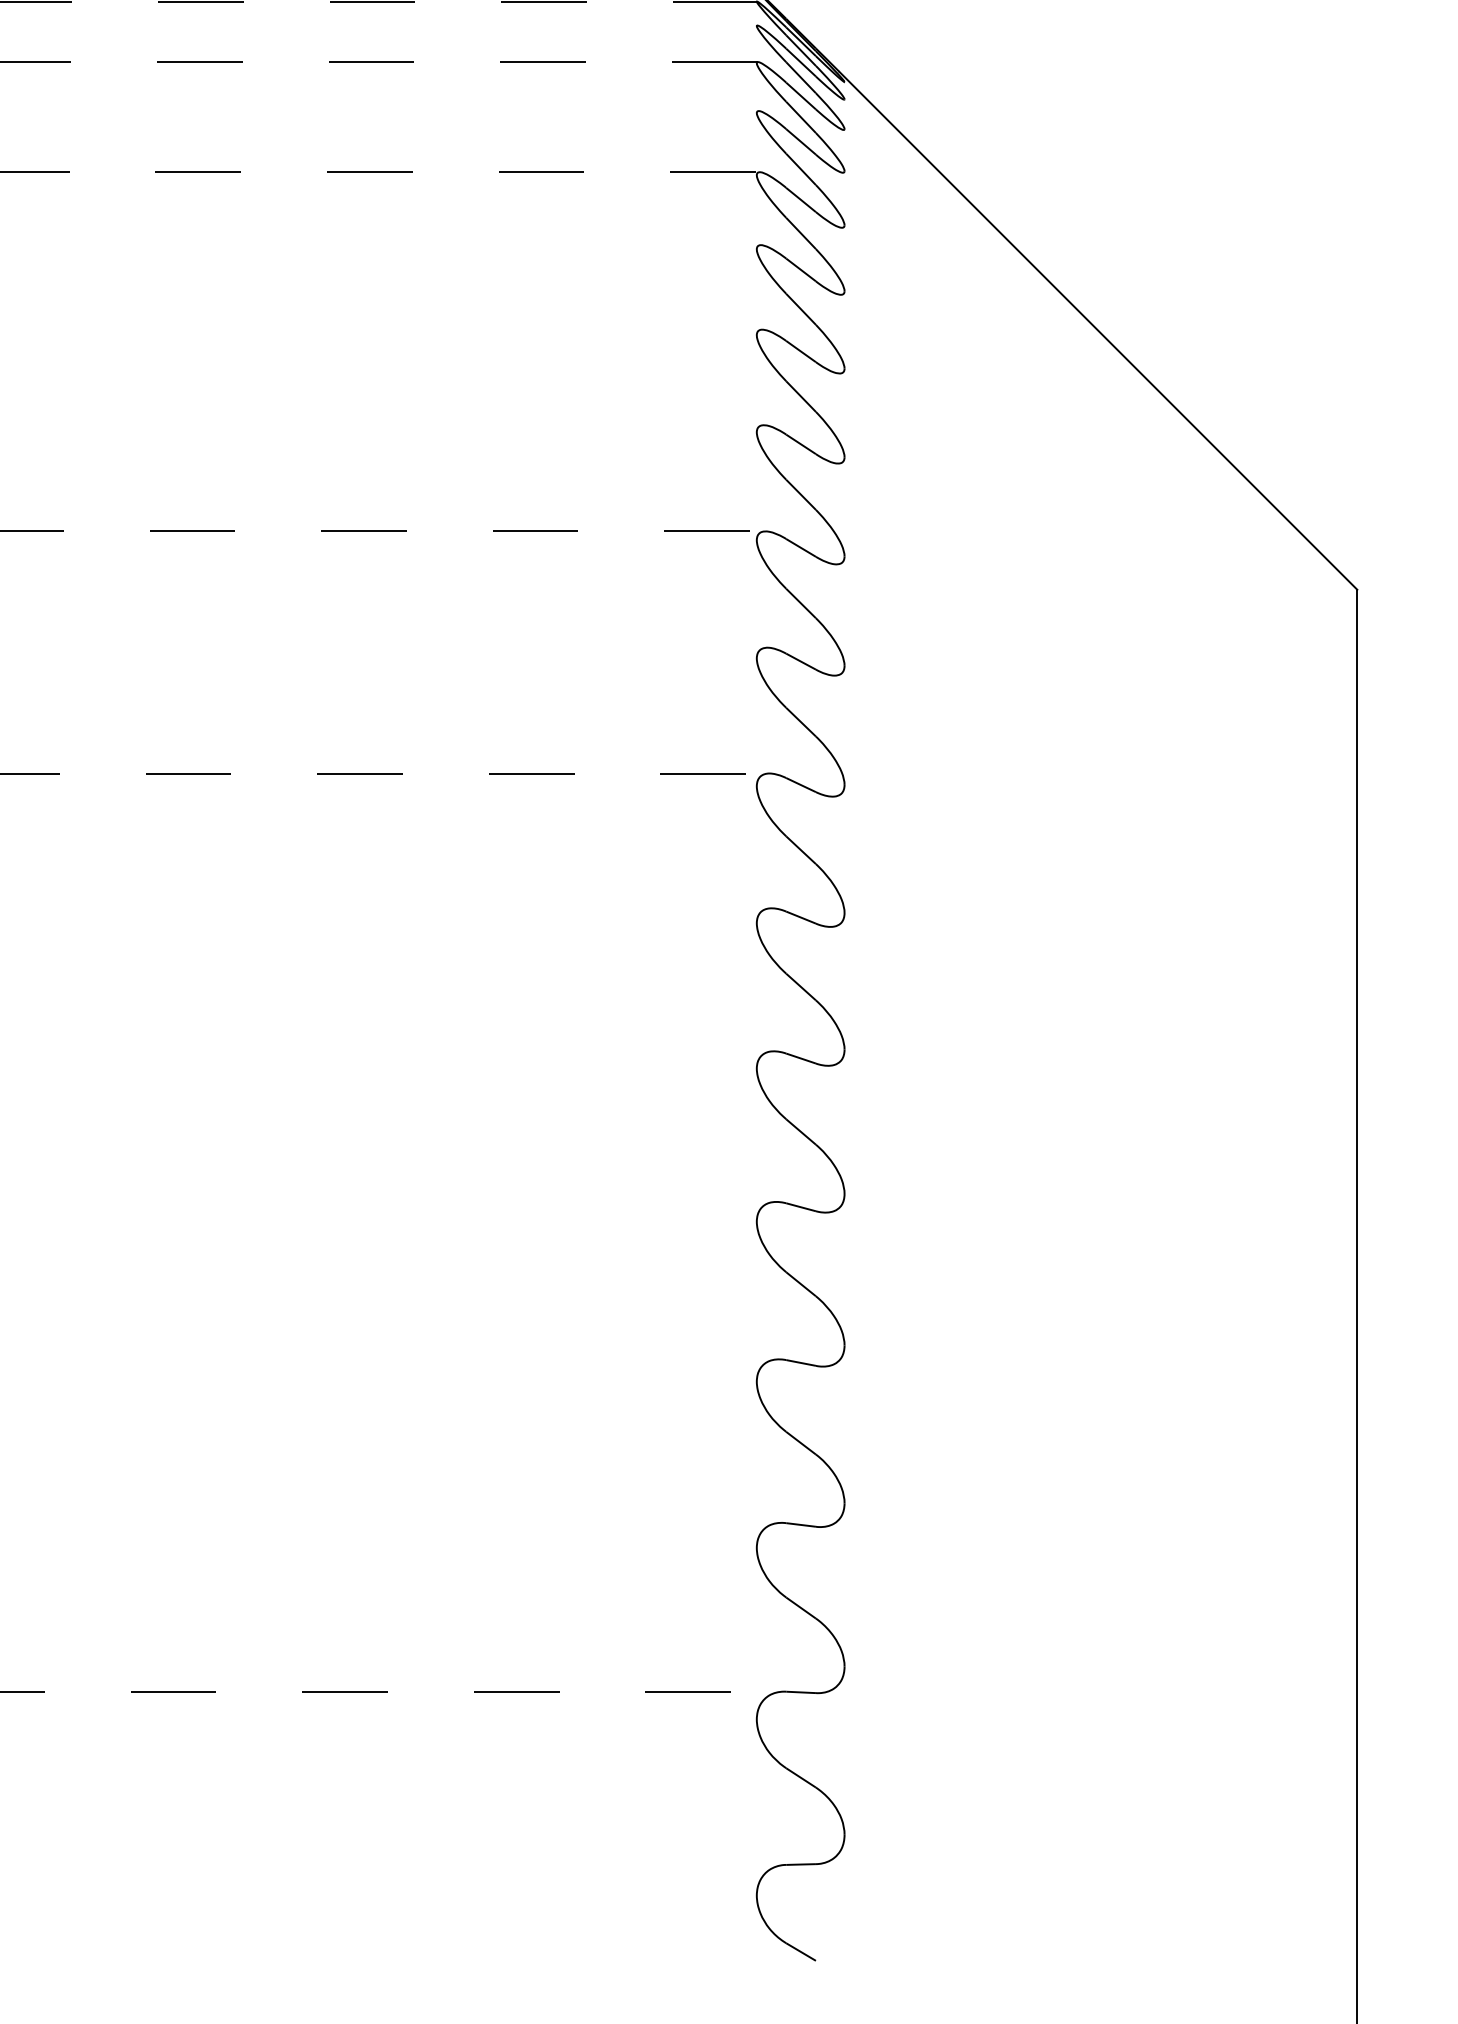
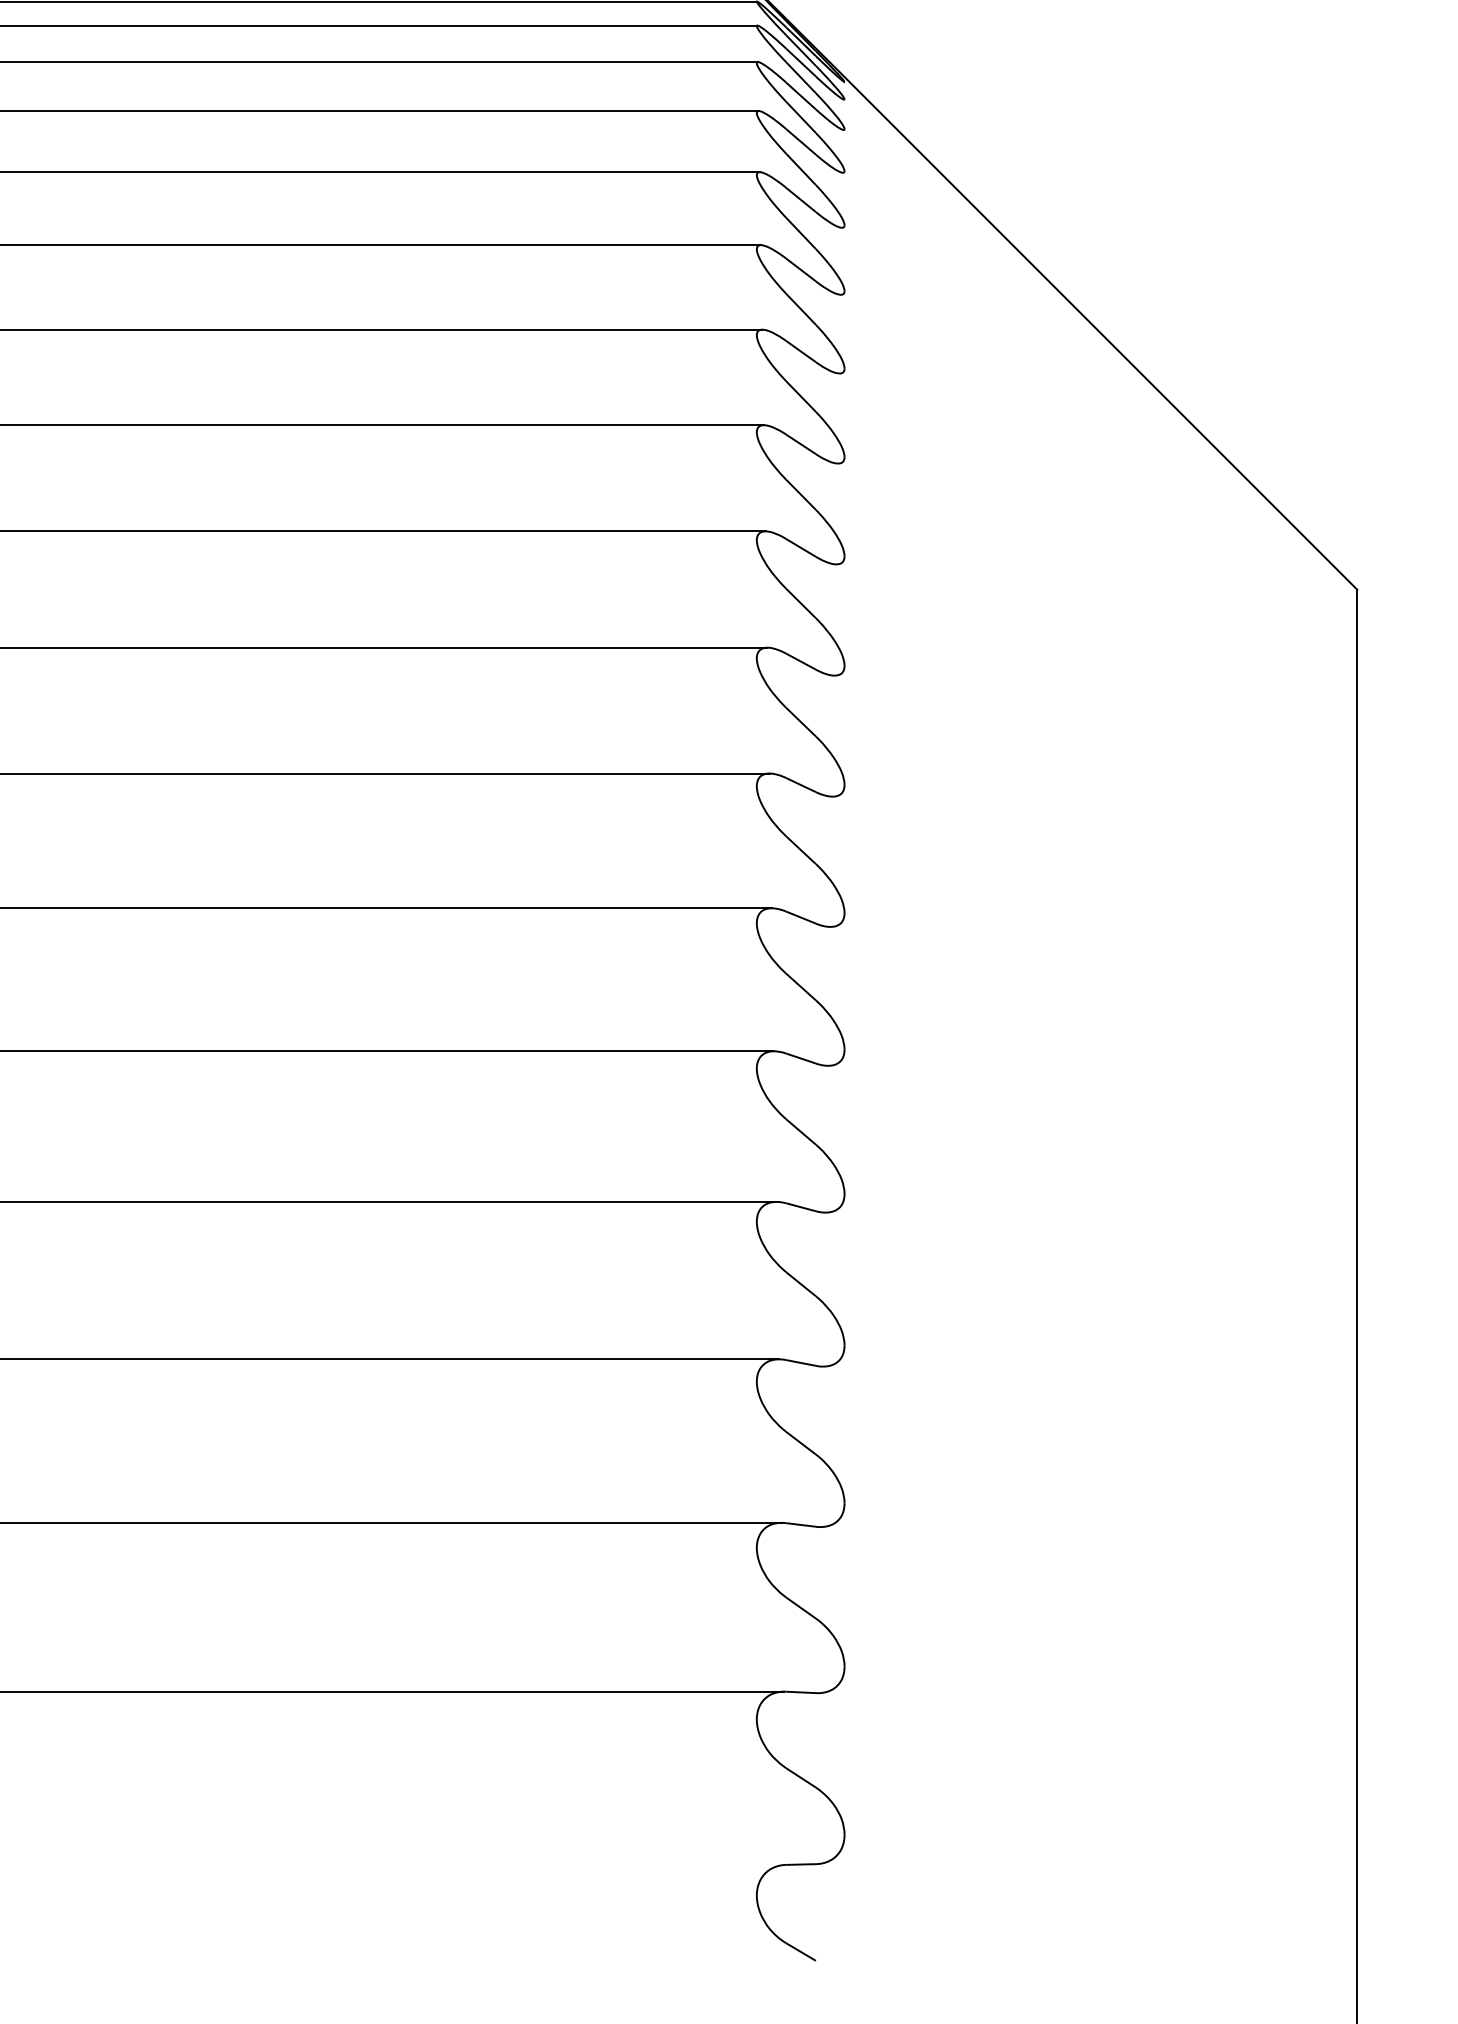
line: dashed -> solid (379, 1)
line: none -> present (379, 25)
line: dashed -> solid (379, 62)
line: none -> present (380, 111)
line: dashed -> solid (380, 172)
line: none -> present (381, 245)
line: none -> present (382, 329)
line: none -> present (382, 425)
line: dashed -> solid (383, 531)
line: none -> present (384, 647)
line: dashed -> solid (385, 773)
line: none -> present (386, 908)
line: none -> present (387, 1051)
line: none -> present (389, 1201)
line: none -> present (390, 1359)
line: none -> present (391, 1522)
line: dashed -> solid (392, 1691)
